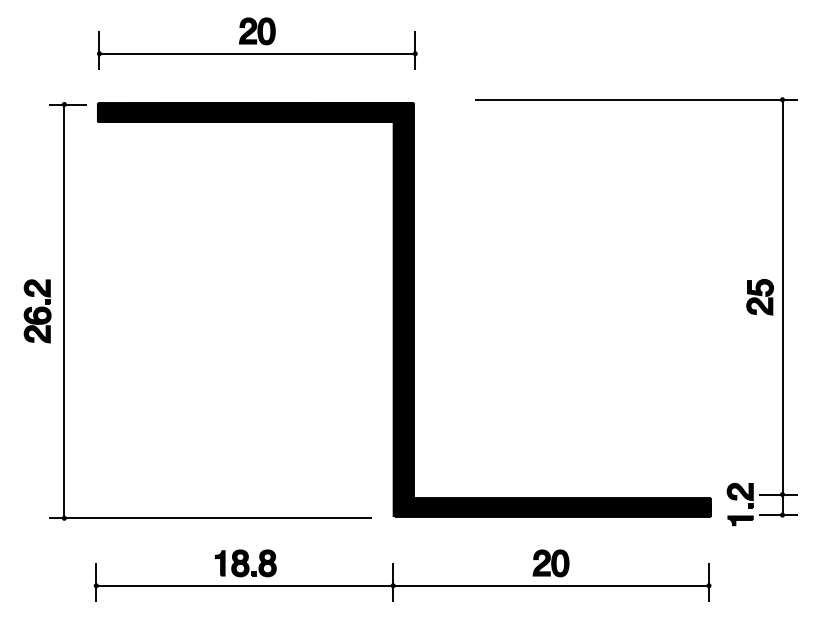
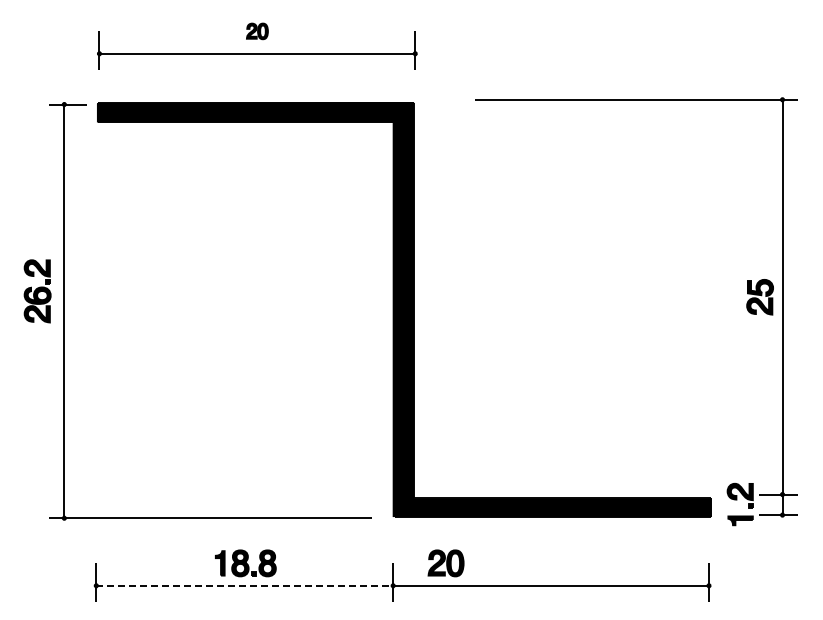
part size: 37x29 px -> 23x19 px (257, 31)
part position: (37, 311) -> (37, 291) (37, 291)
part position: (550, 563) -> (445, 563) (445, 563)
line: solid -> dashed (245, 585)
